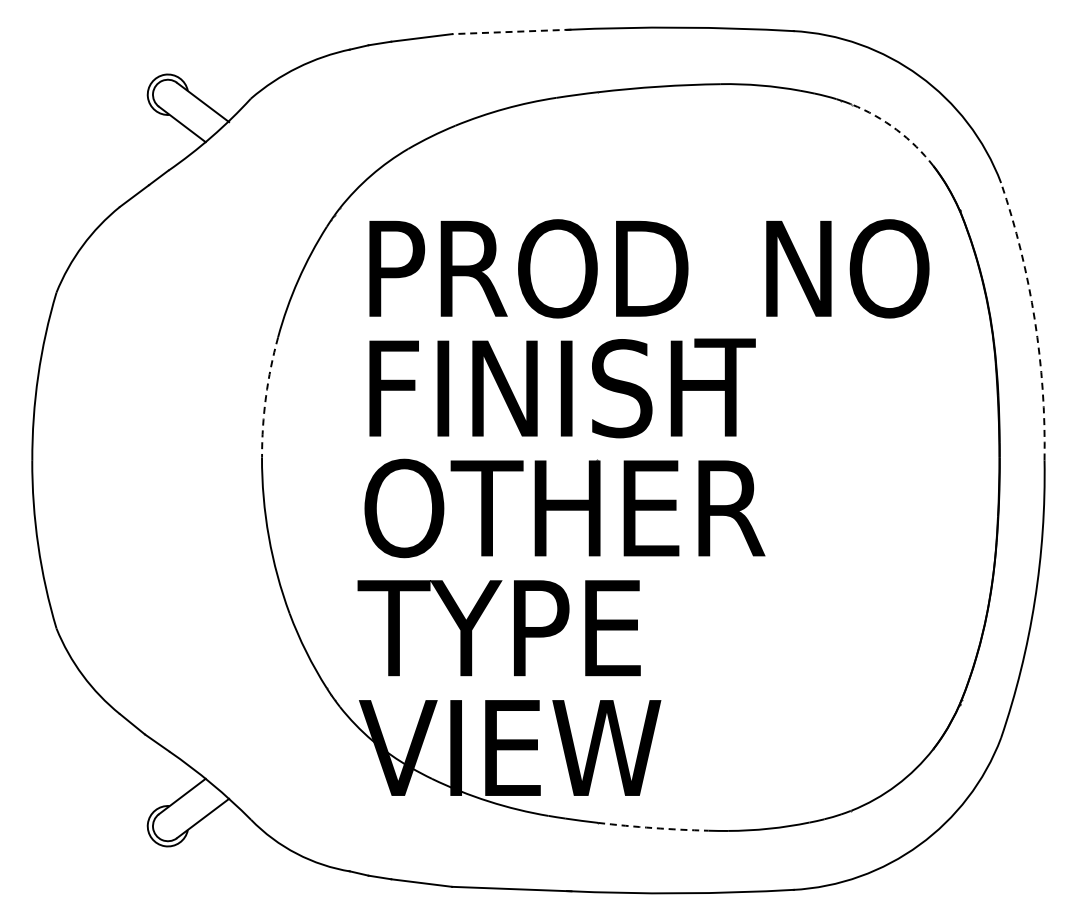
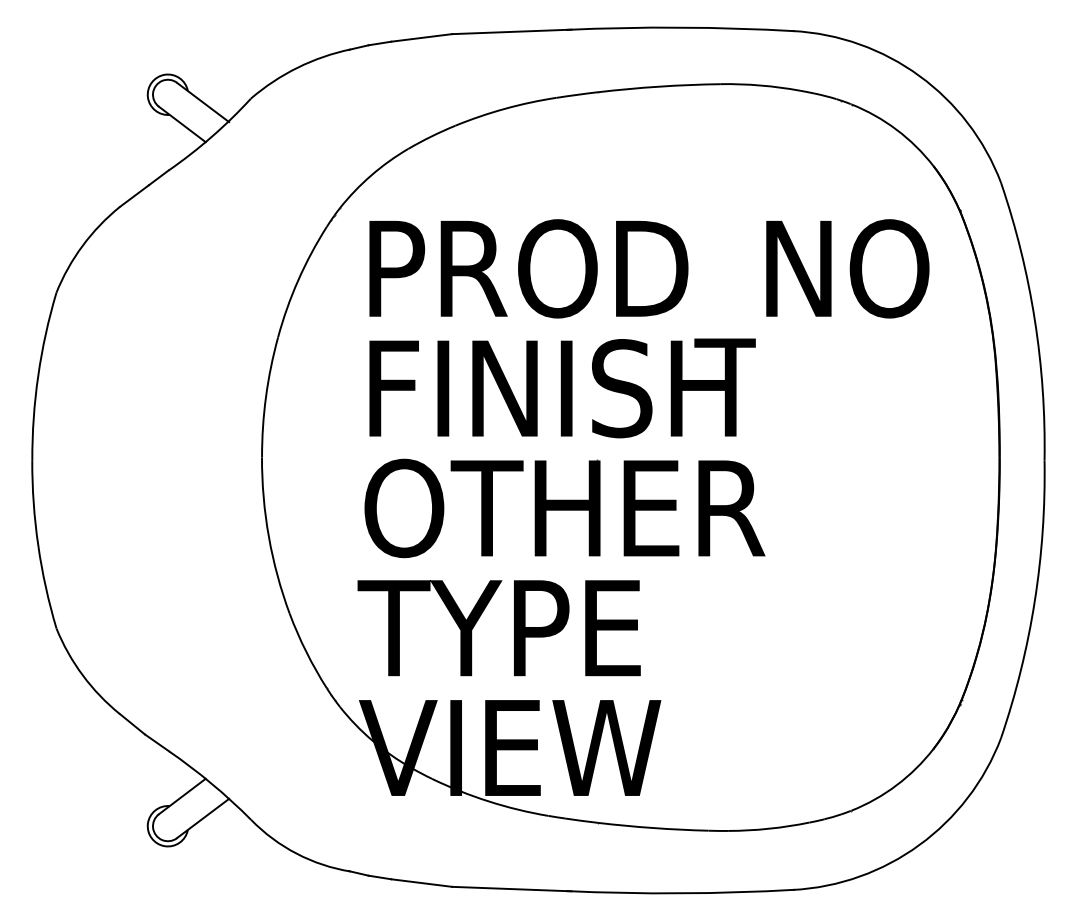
line: dashed -> solid (511, 31)
arc: dashed -> solid (896, 129)
arc: dashed -> solid (1034, 319)
arc: dashed -> solid (266, 396)
arc: dashed -> solid (653, 828)
